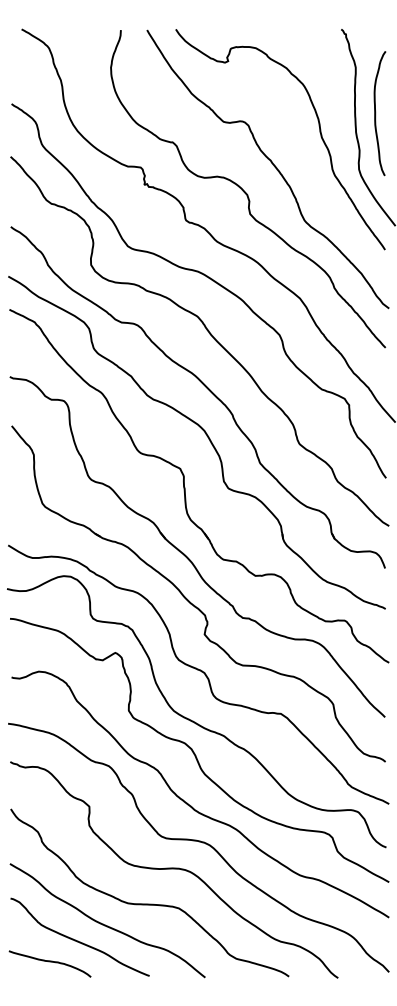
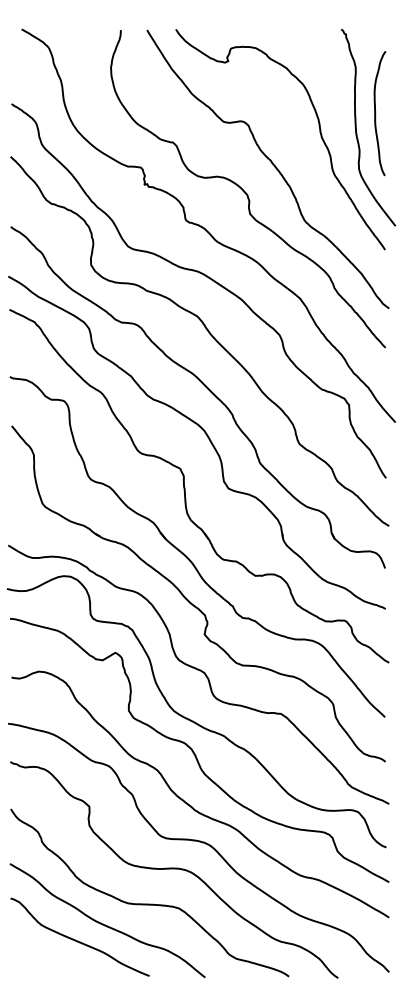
curve: present -> none (49, 962)
